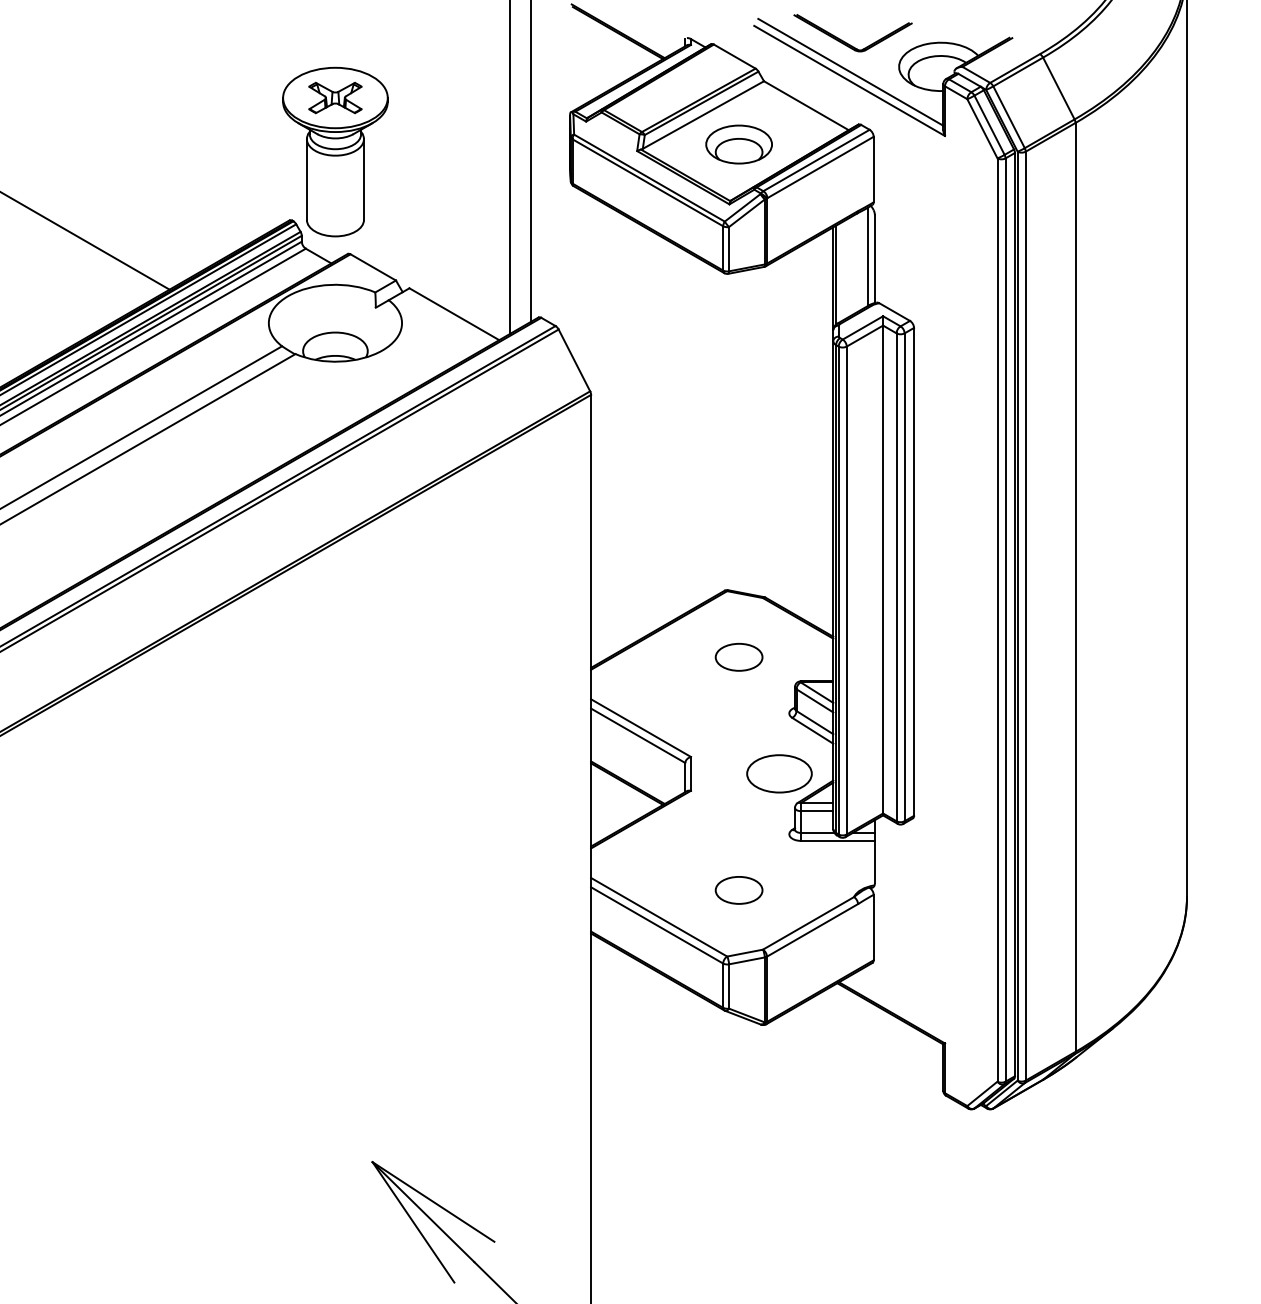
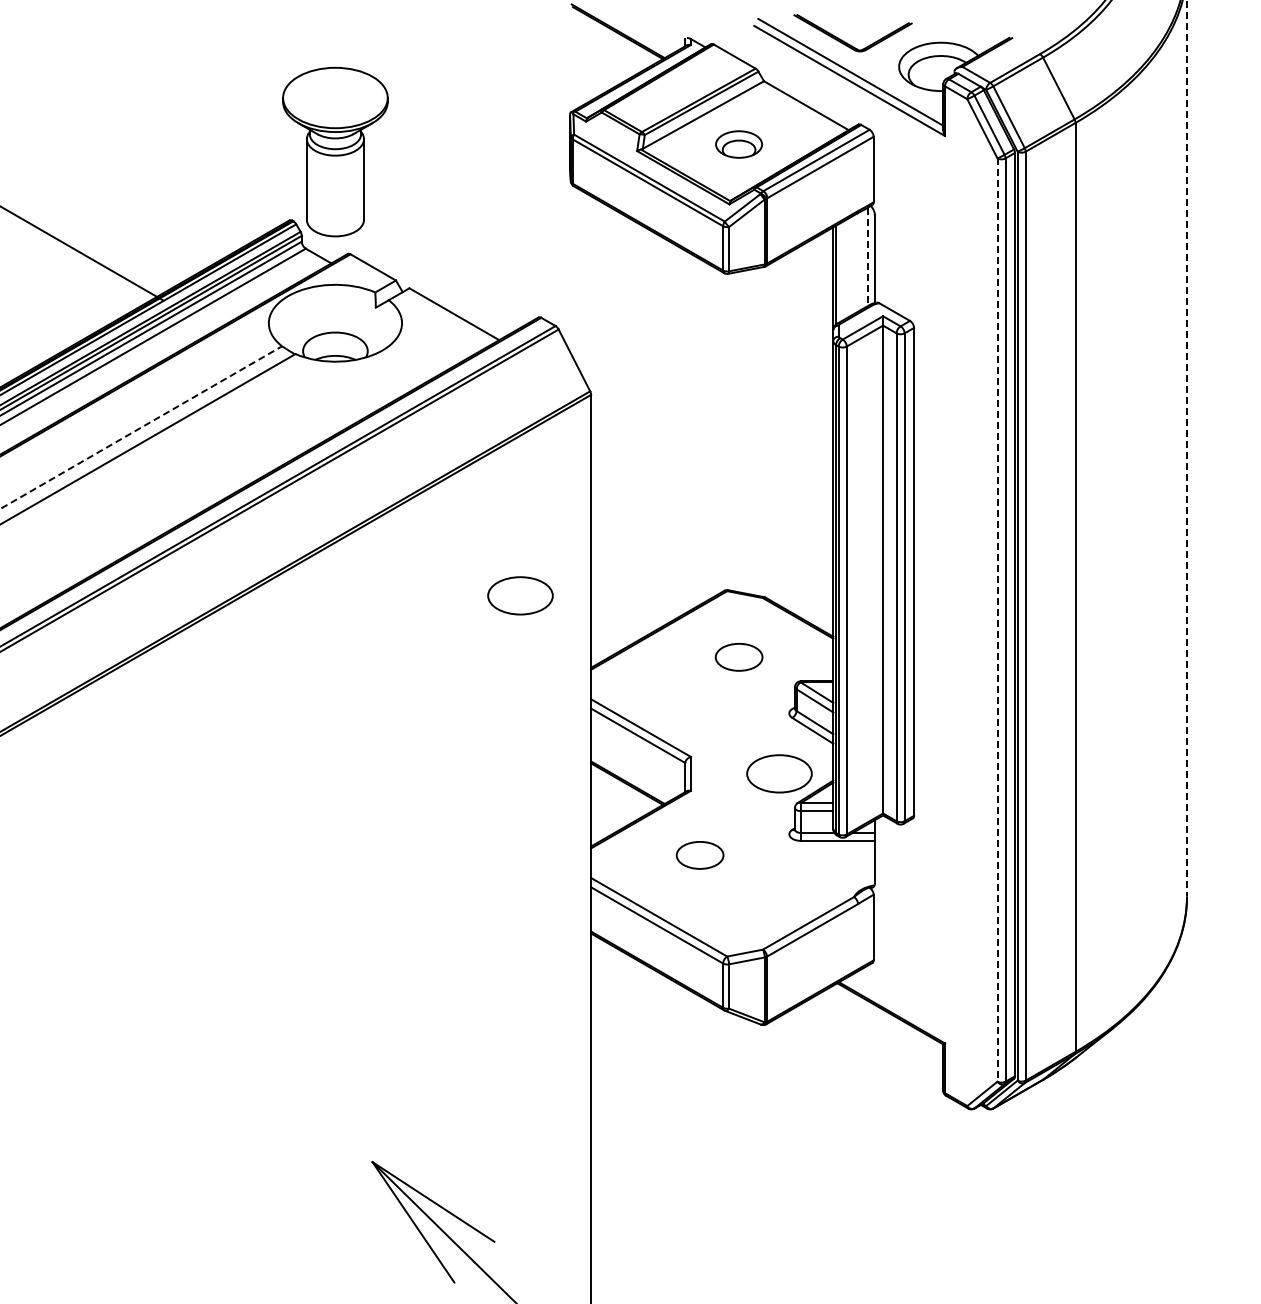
part: present -> none (335, 97)
part size: 68x41 px -> 48x29 px (738, 144)
line: present -> none (530, 162)
line: present -> none (510, 167)
line position: (85, 241) -> (82, 253) (82, 253)
line: solid -> dashed (868, 257)
line: solid -> dashed (141, 427)
line: solid -> dashed (1187, 448)
part: none -> present (520, 595)
line: solid -> dashed (997, 620)
part position: (738, 890) -> (699, 855) (699, 855)
